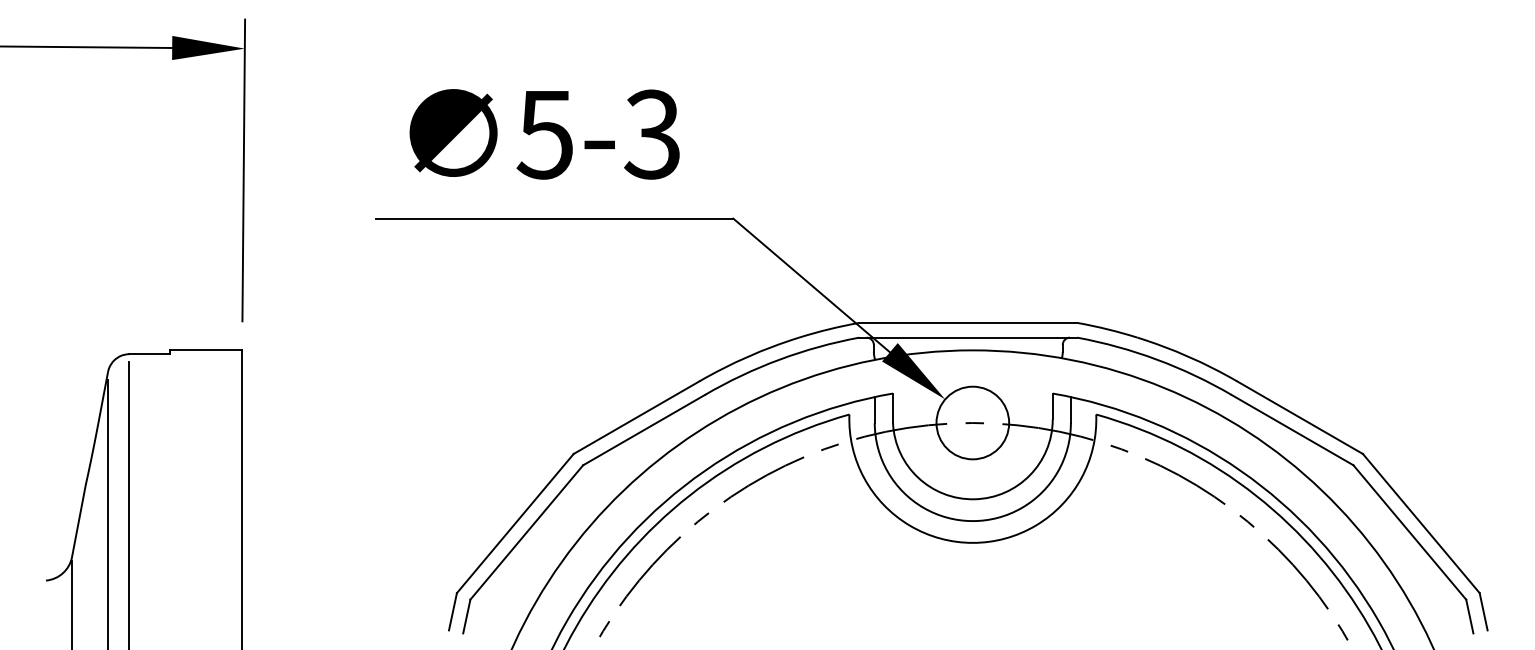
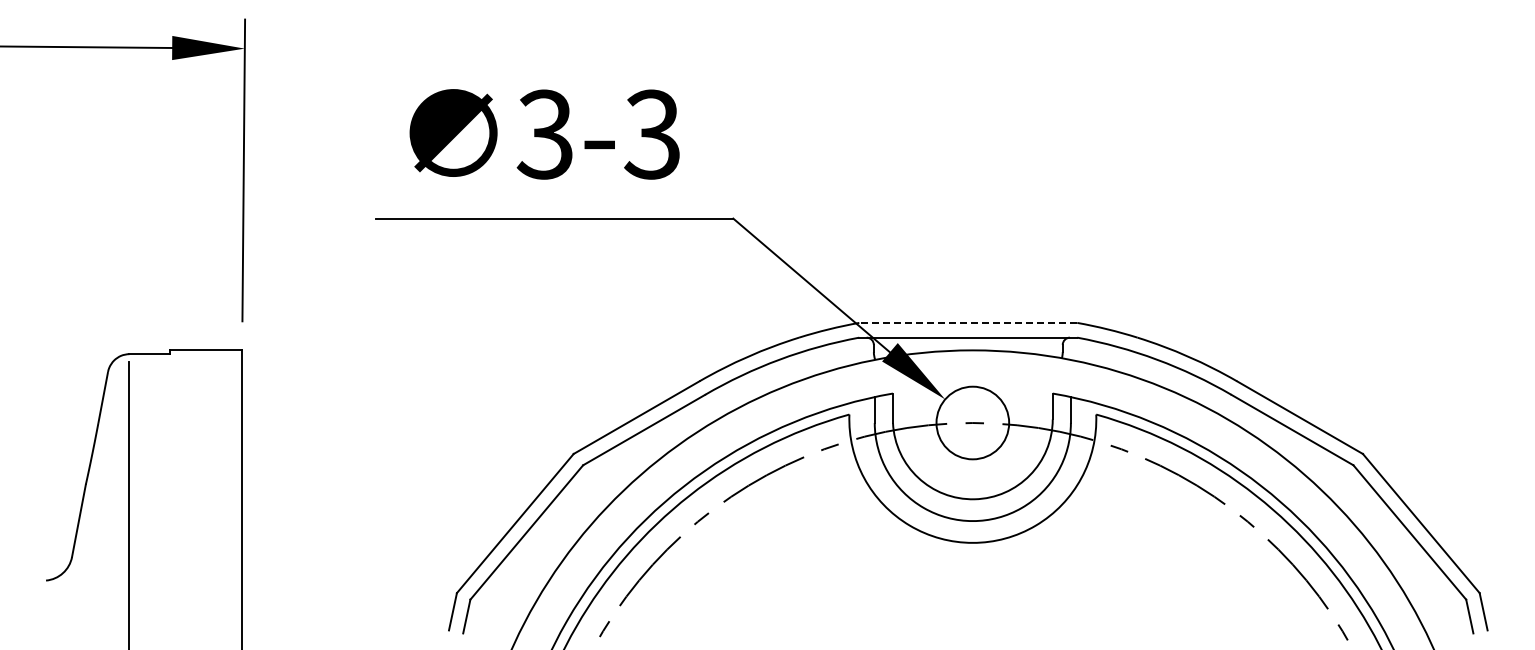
text: 5-3 -> 3-3 (544, 134)
line: solid -> dashed (968, 322)
line: present -> none (108, 512)
line: present -> none (72, 603)
